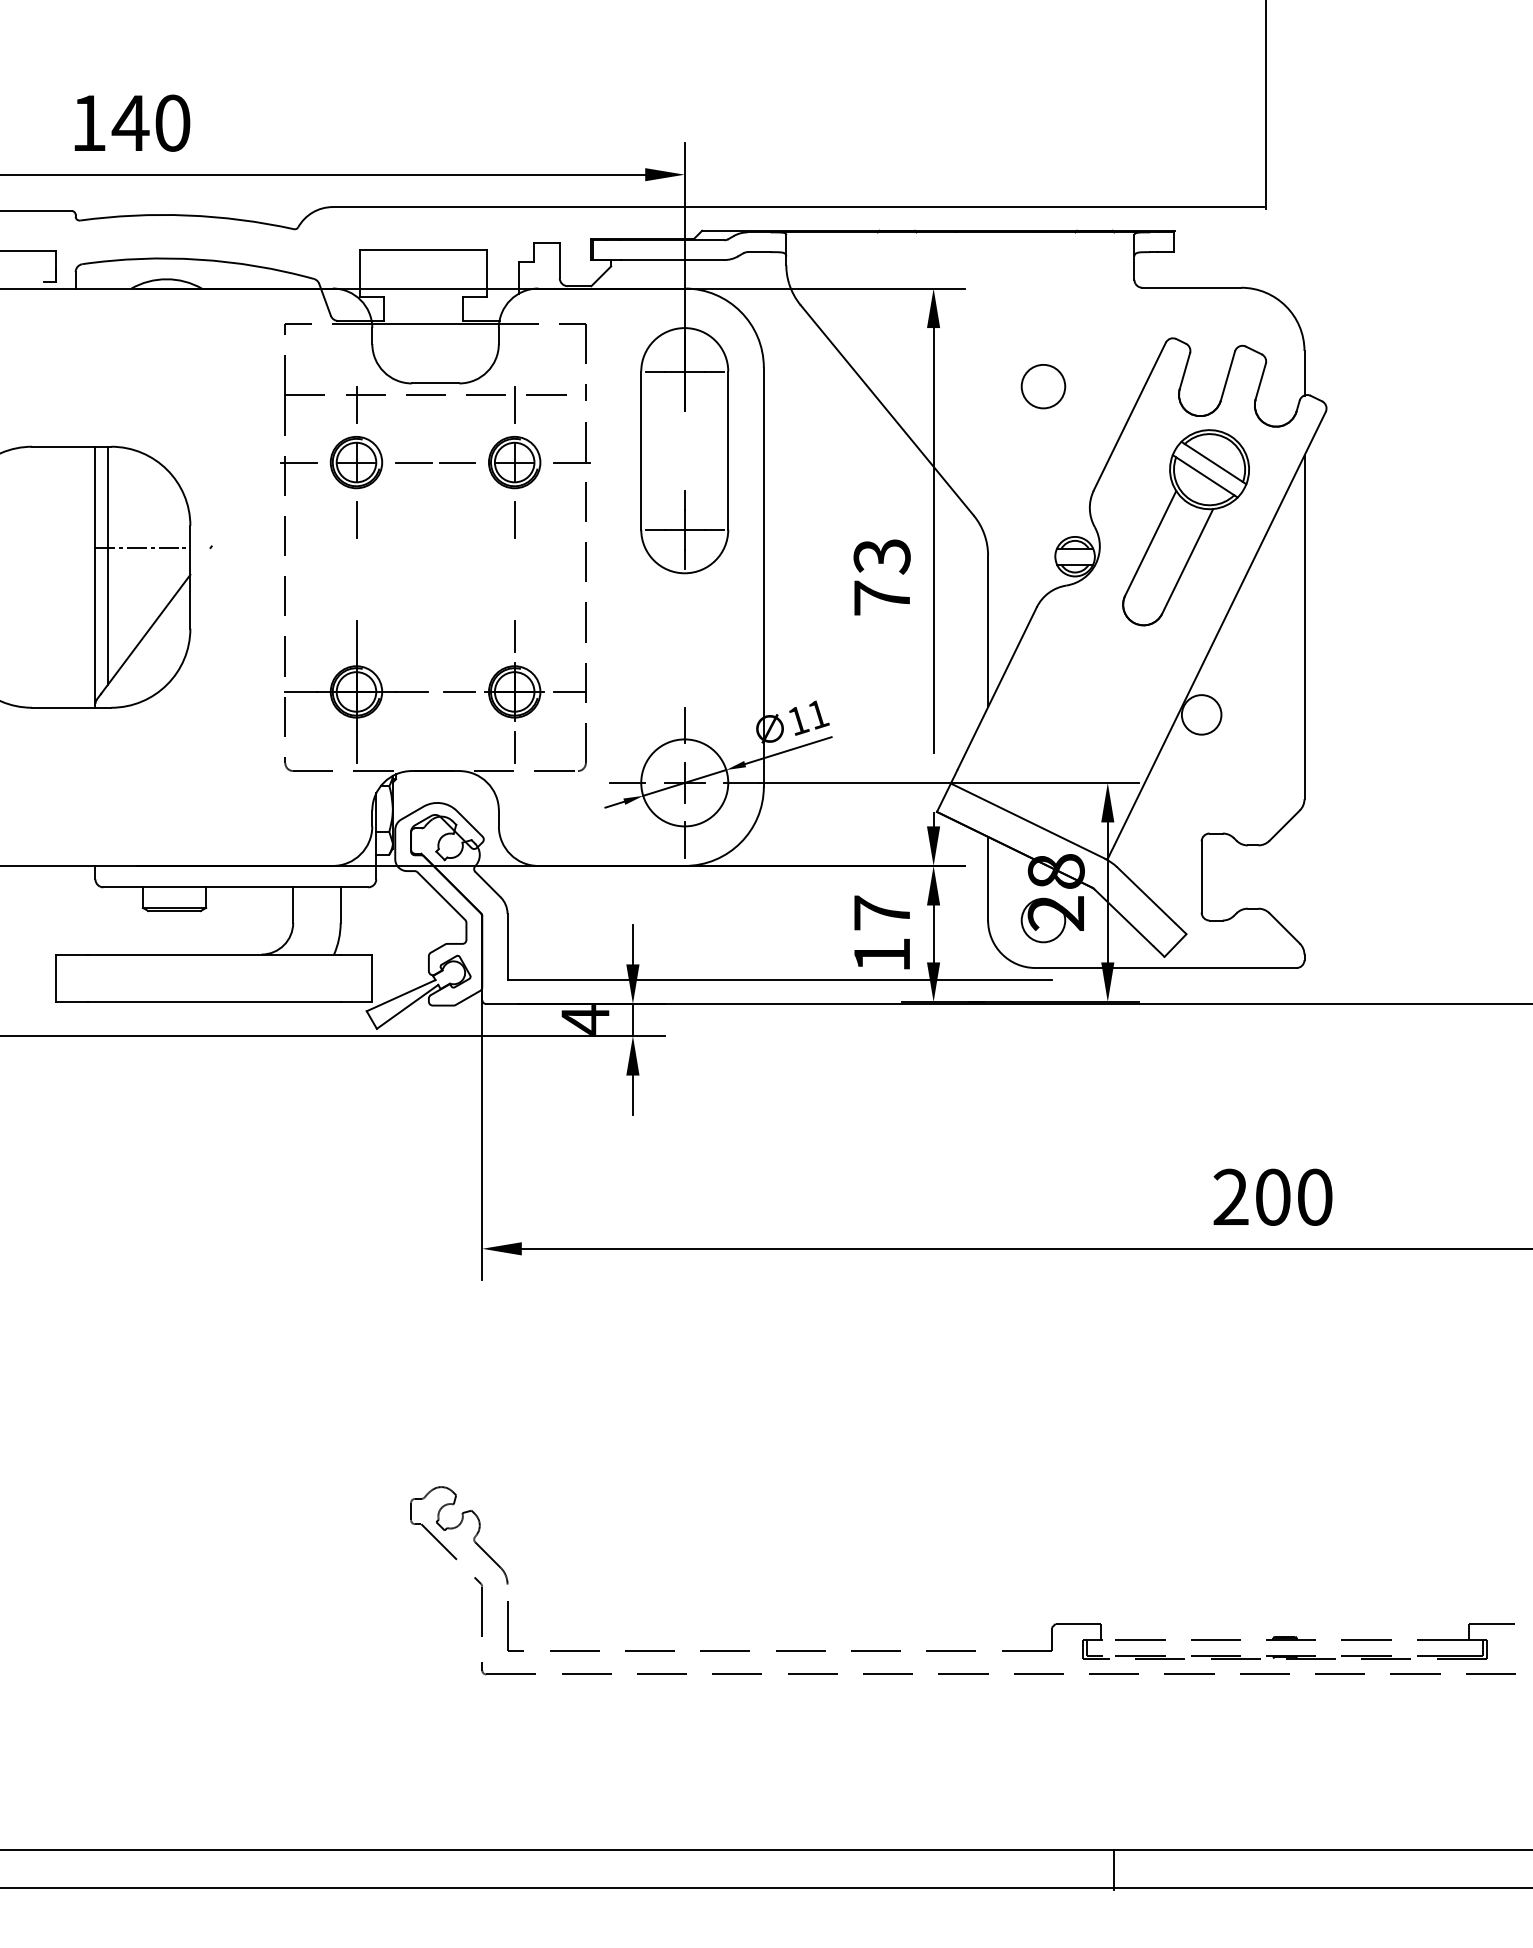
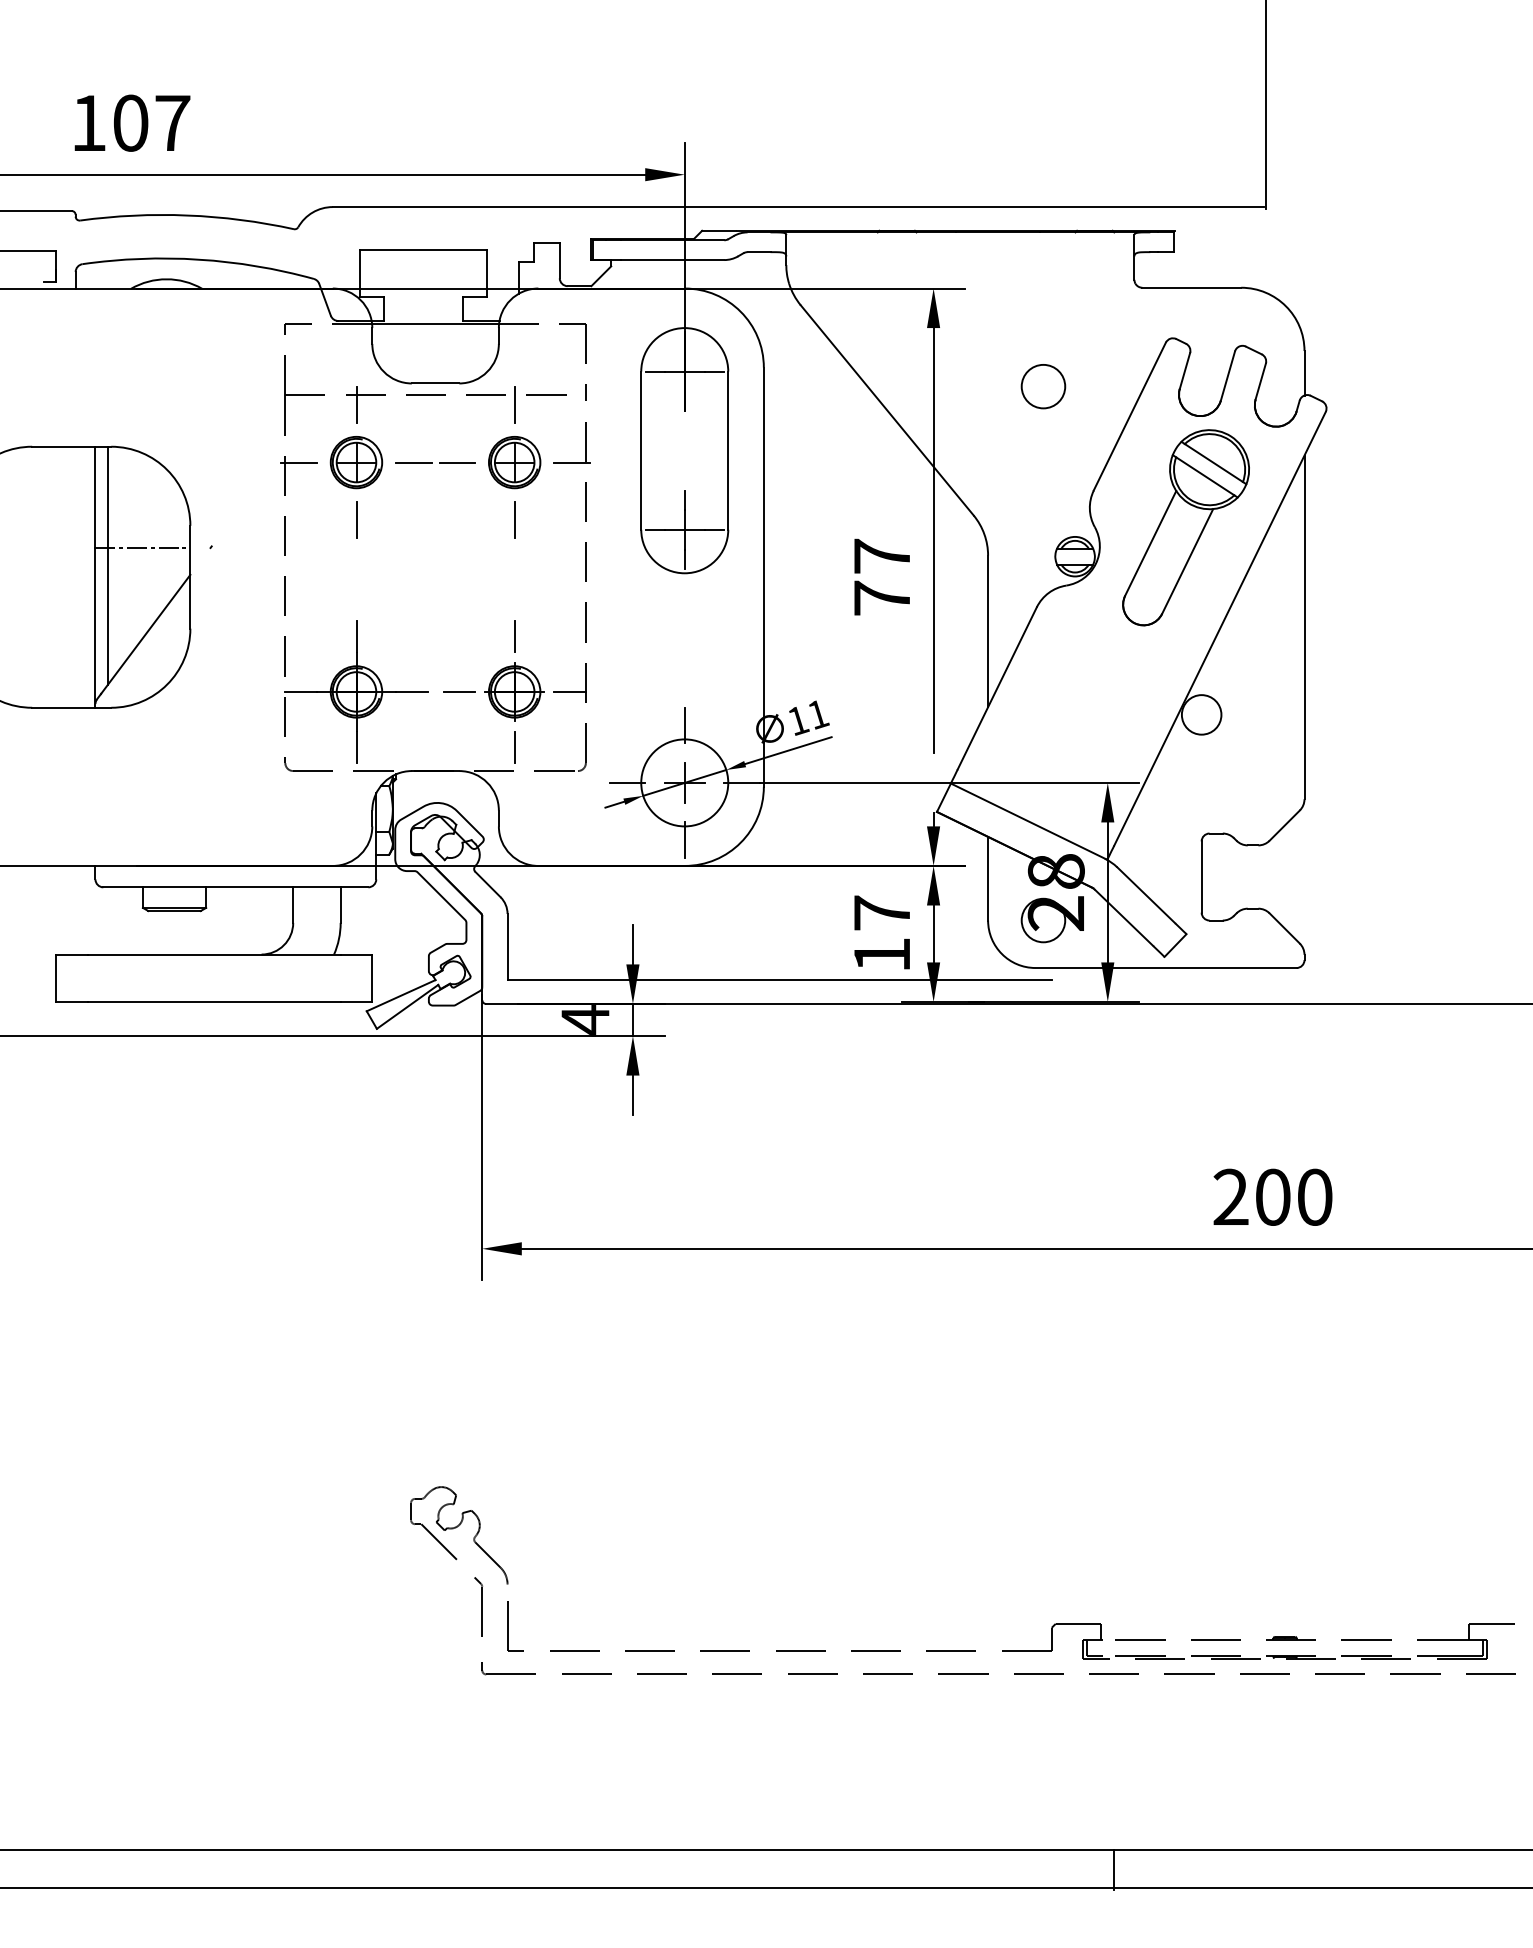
text: 140 -> 107 (150, 122)
text: 73 -> 77 (881, 556)
